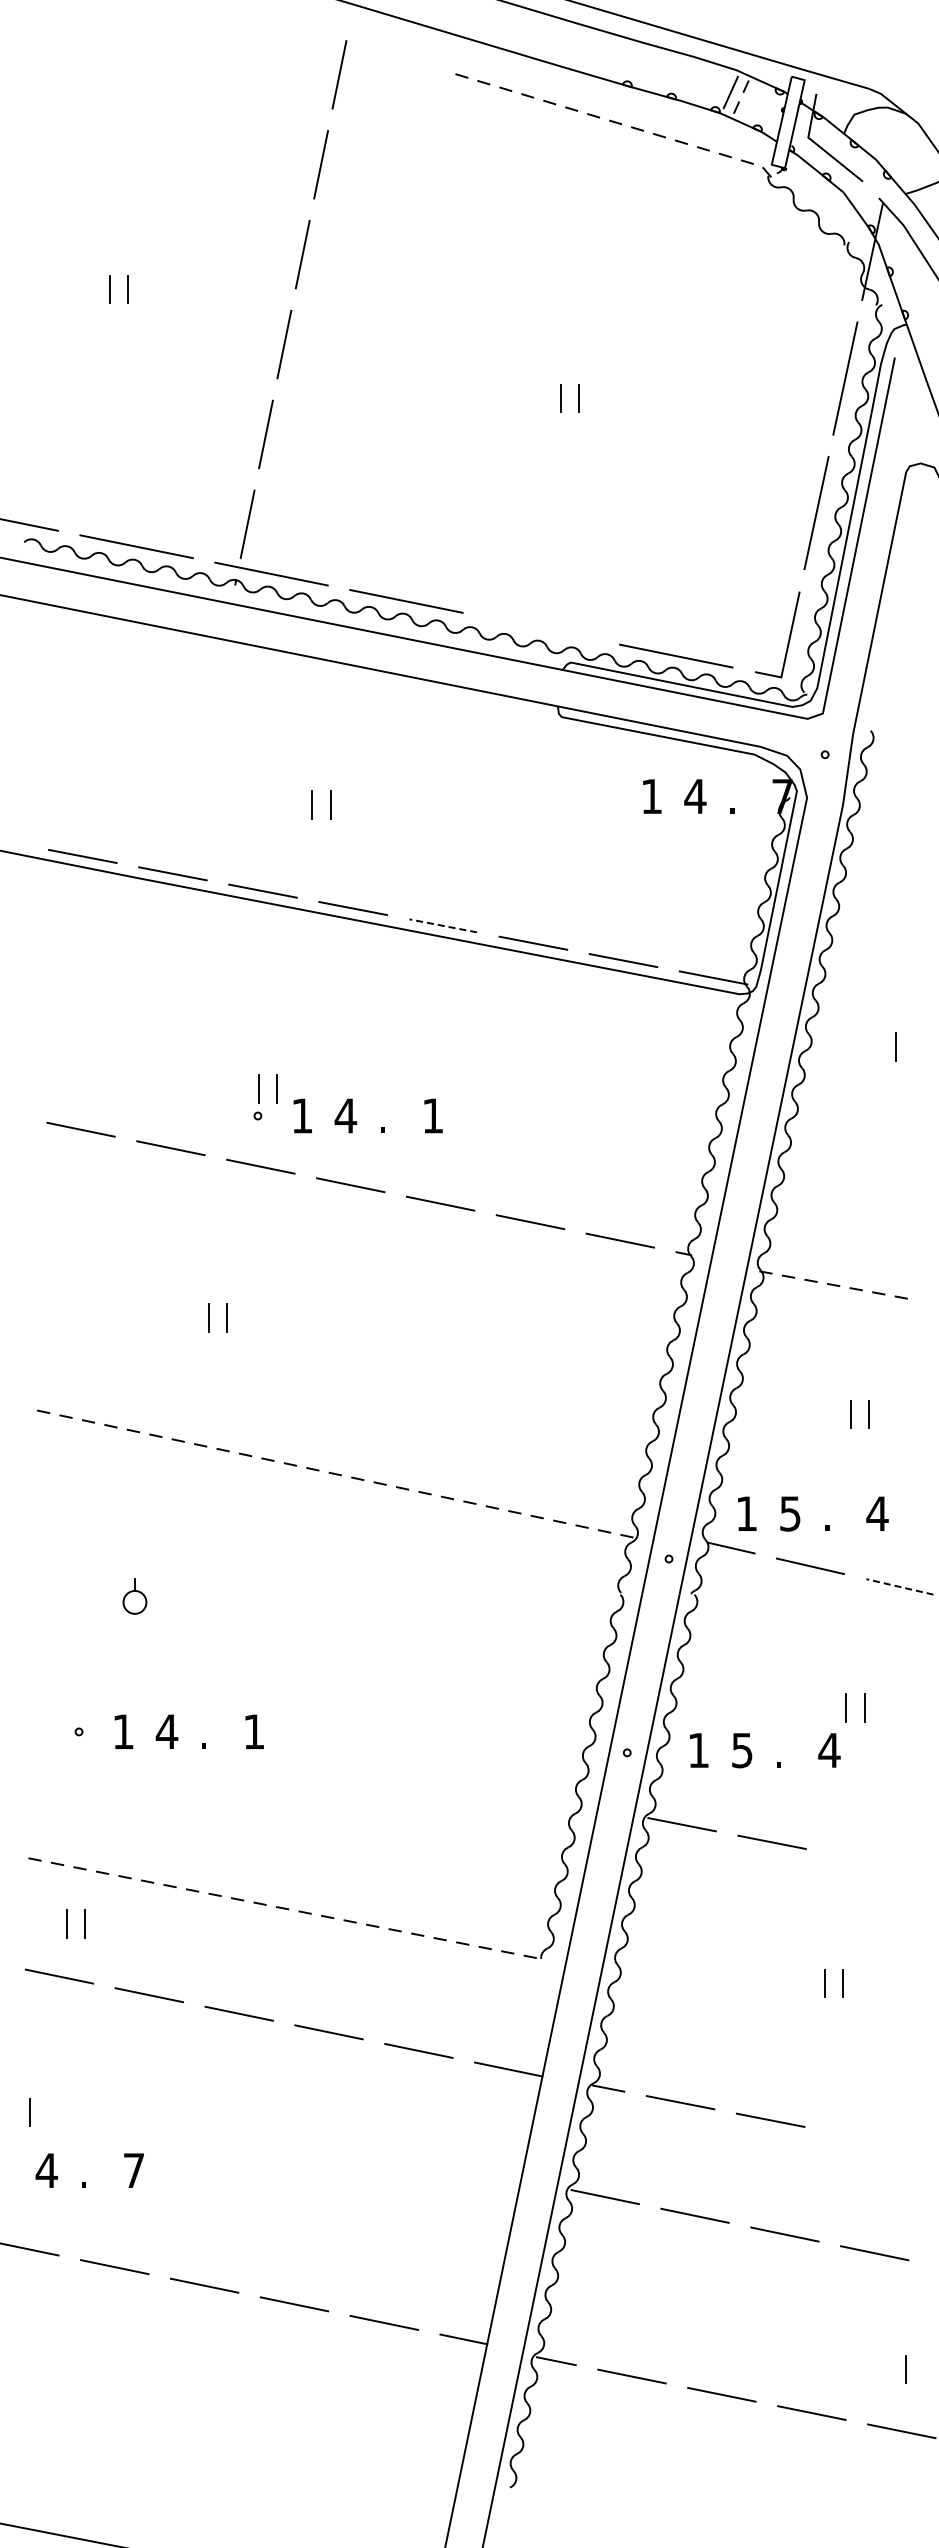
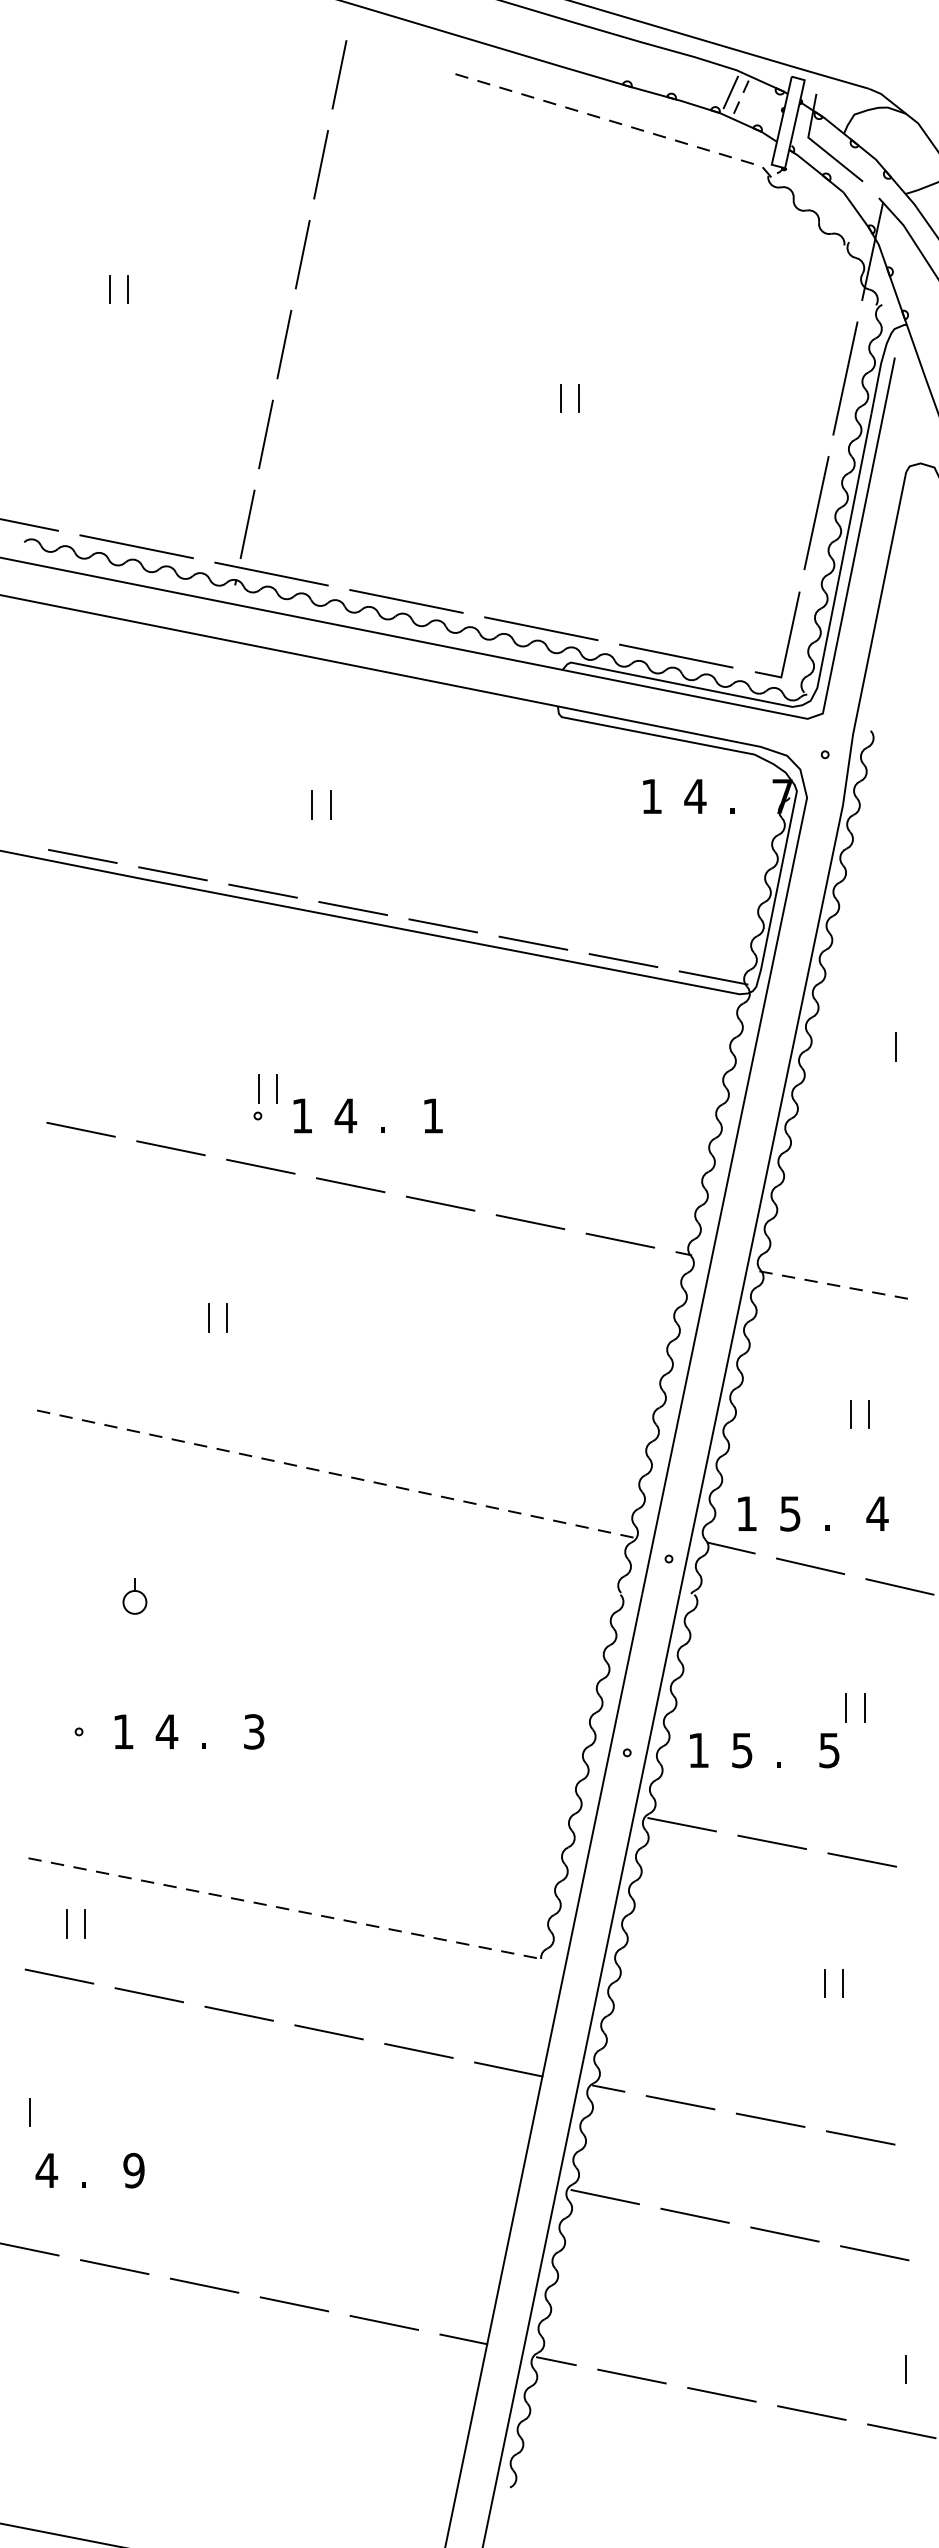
line: none -> present (541, 628)
line: dashed -> solid (442, 925)
line: dashed -> solid (899, 1586)
text: 1 -> 3 (254, 1731)
text: 4 -> 5 (829, 1750)
line: none -> present (861, 1859)
line: none -> present (860, 2137)
text: 7 -> 9 (133, 2170)
